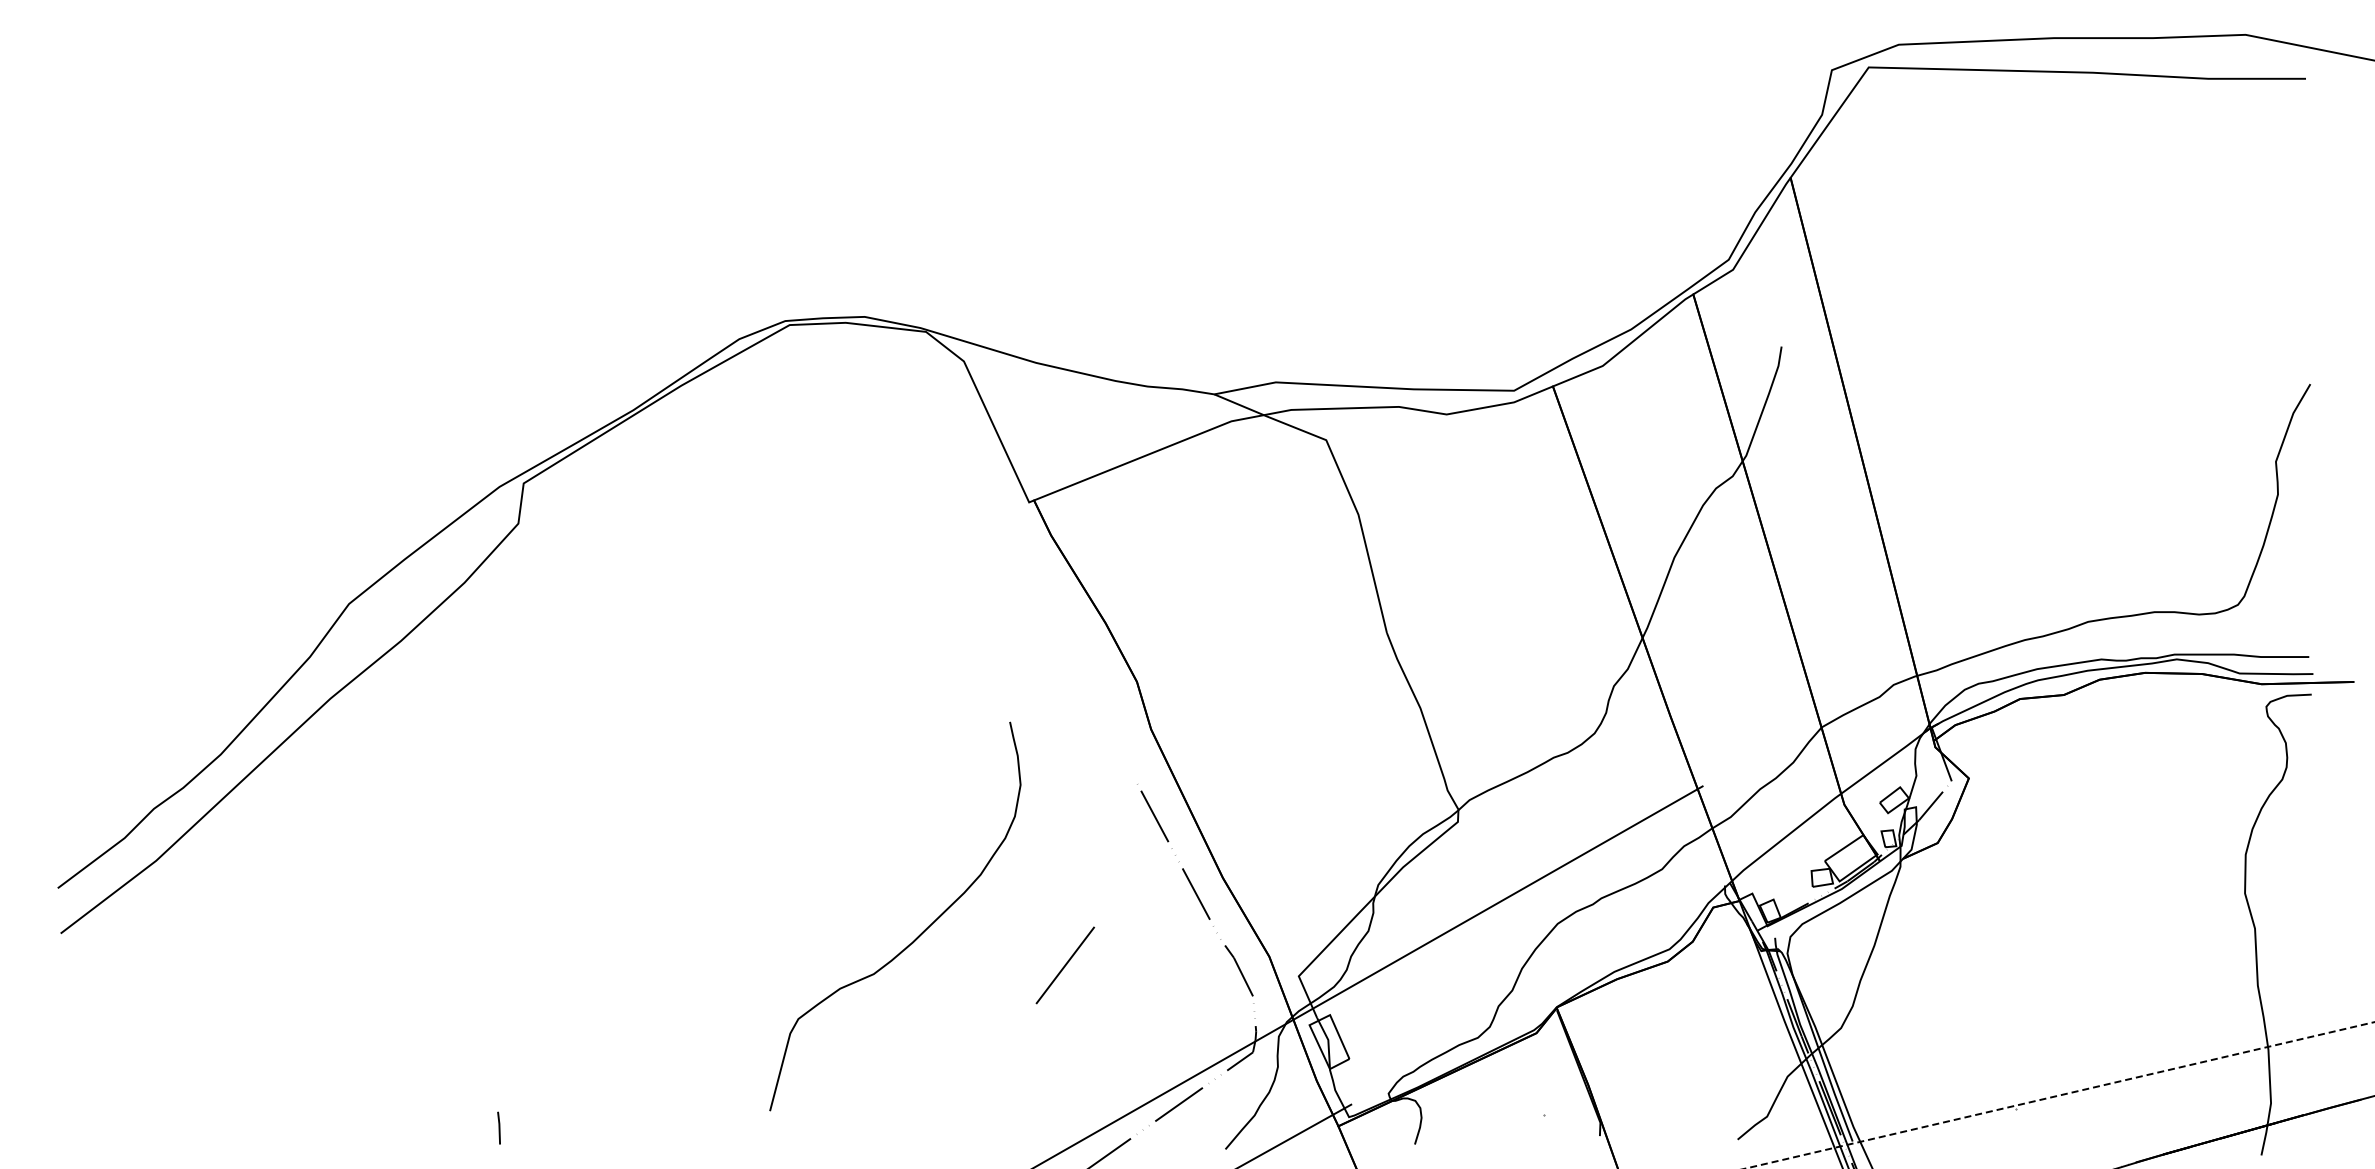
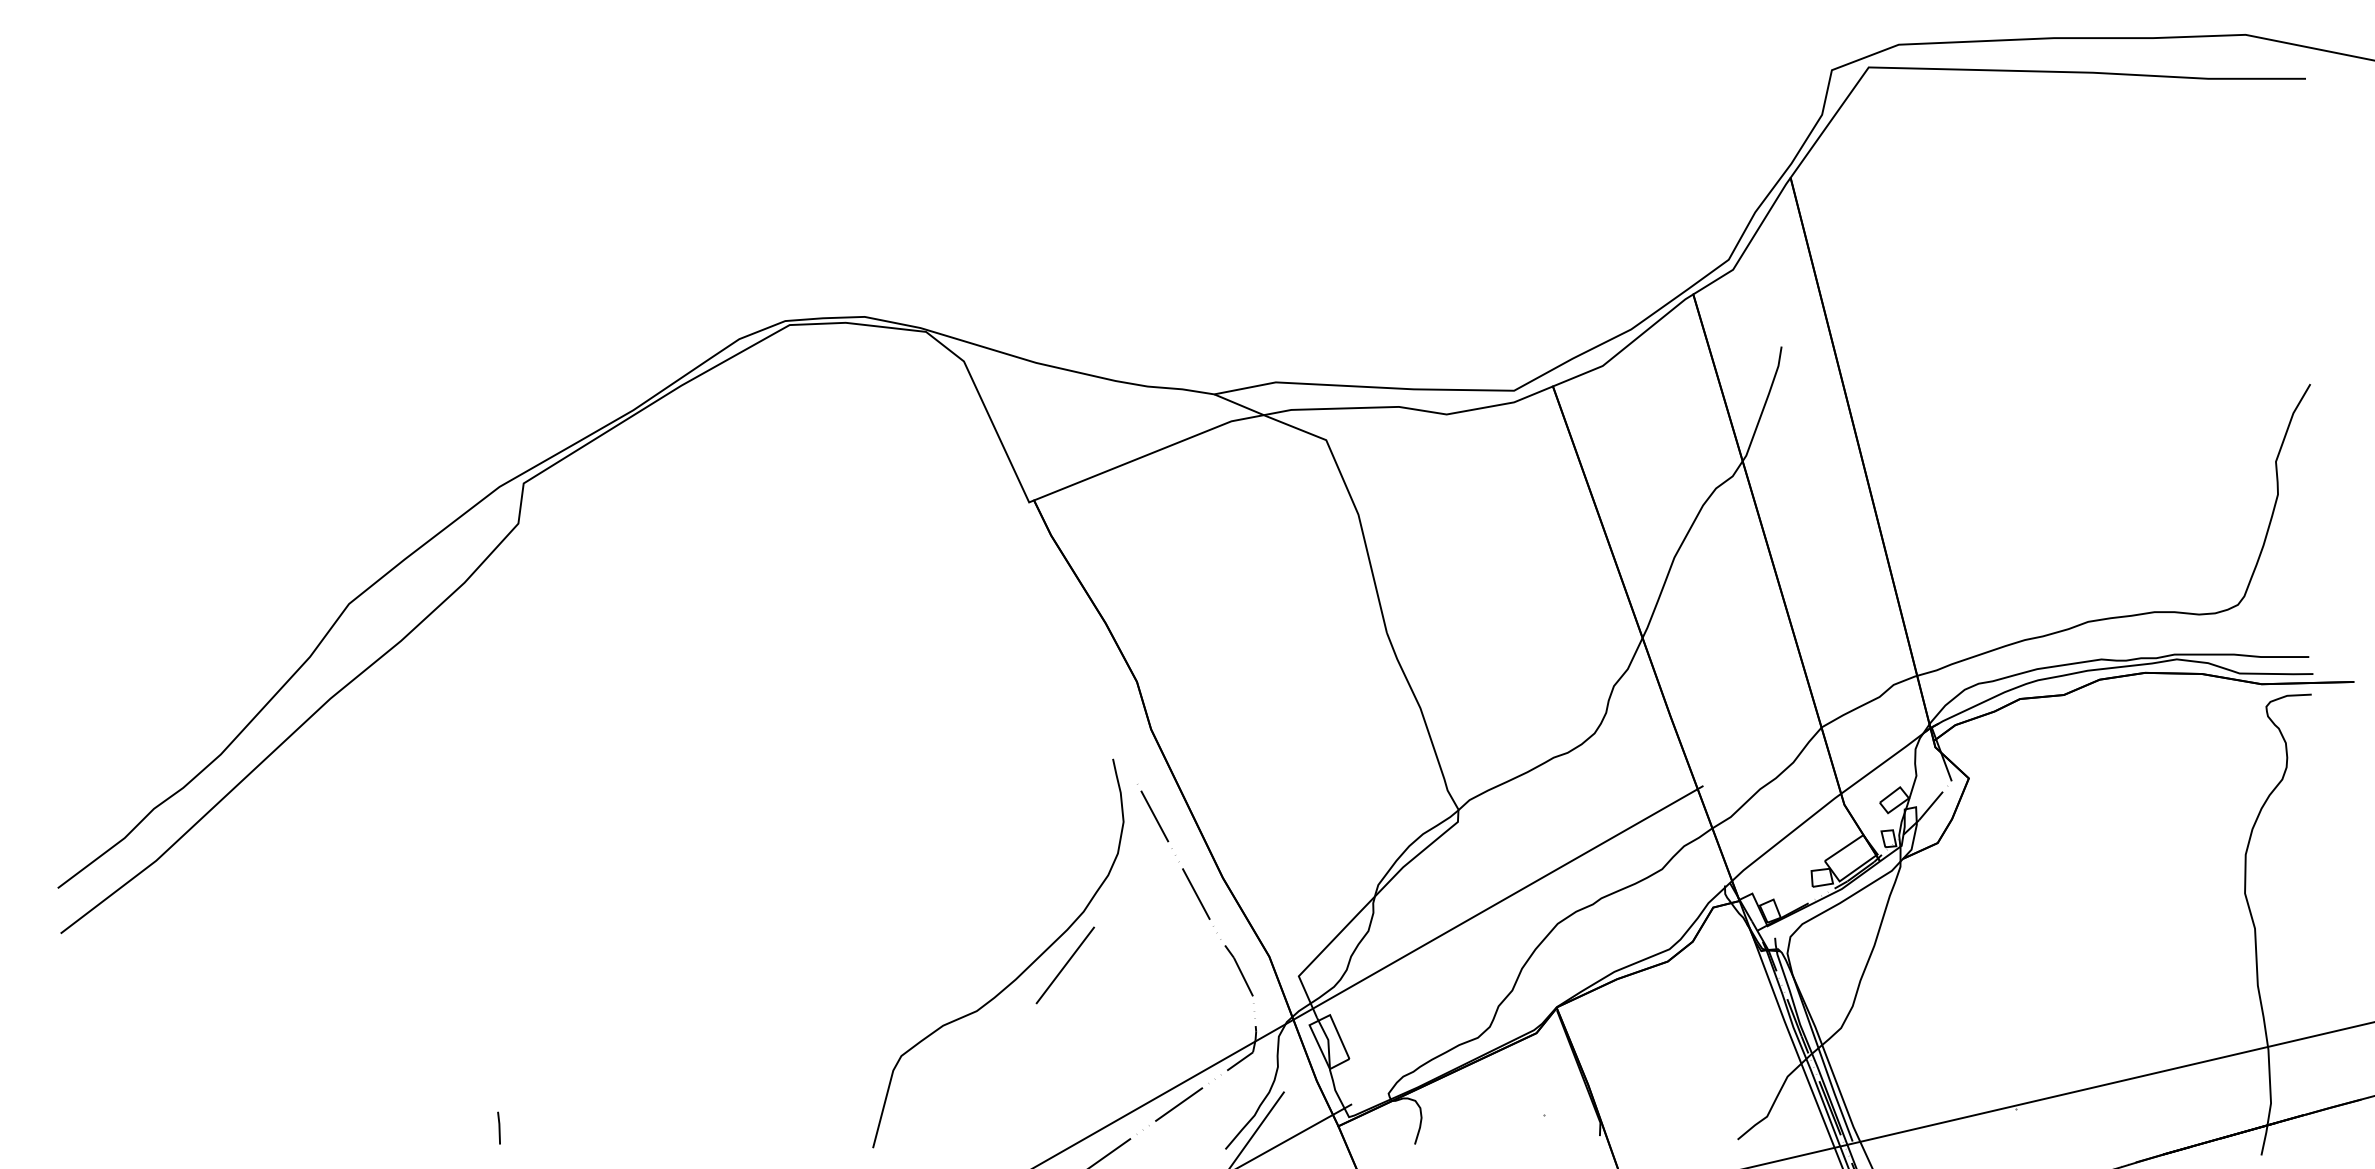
curve position: (916, 937) -> (1019, 974) (1019, 974)
line: dashed -> solid (2059, 1095)
line: none -> present (1257, 1128)
